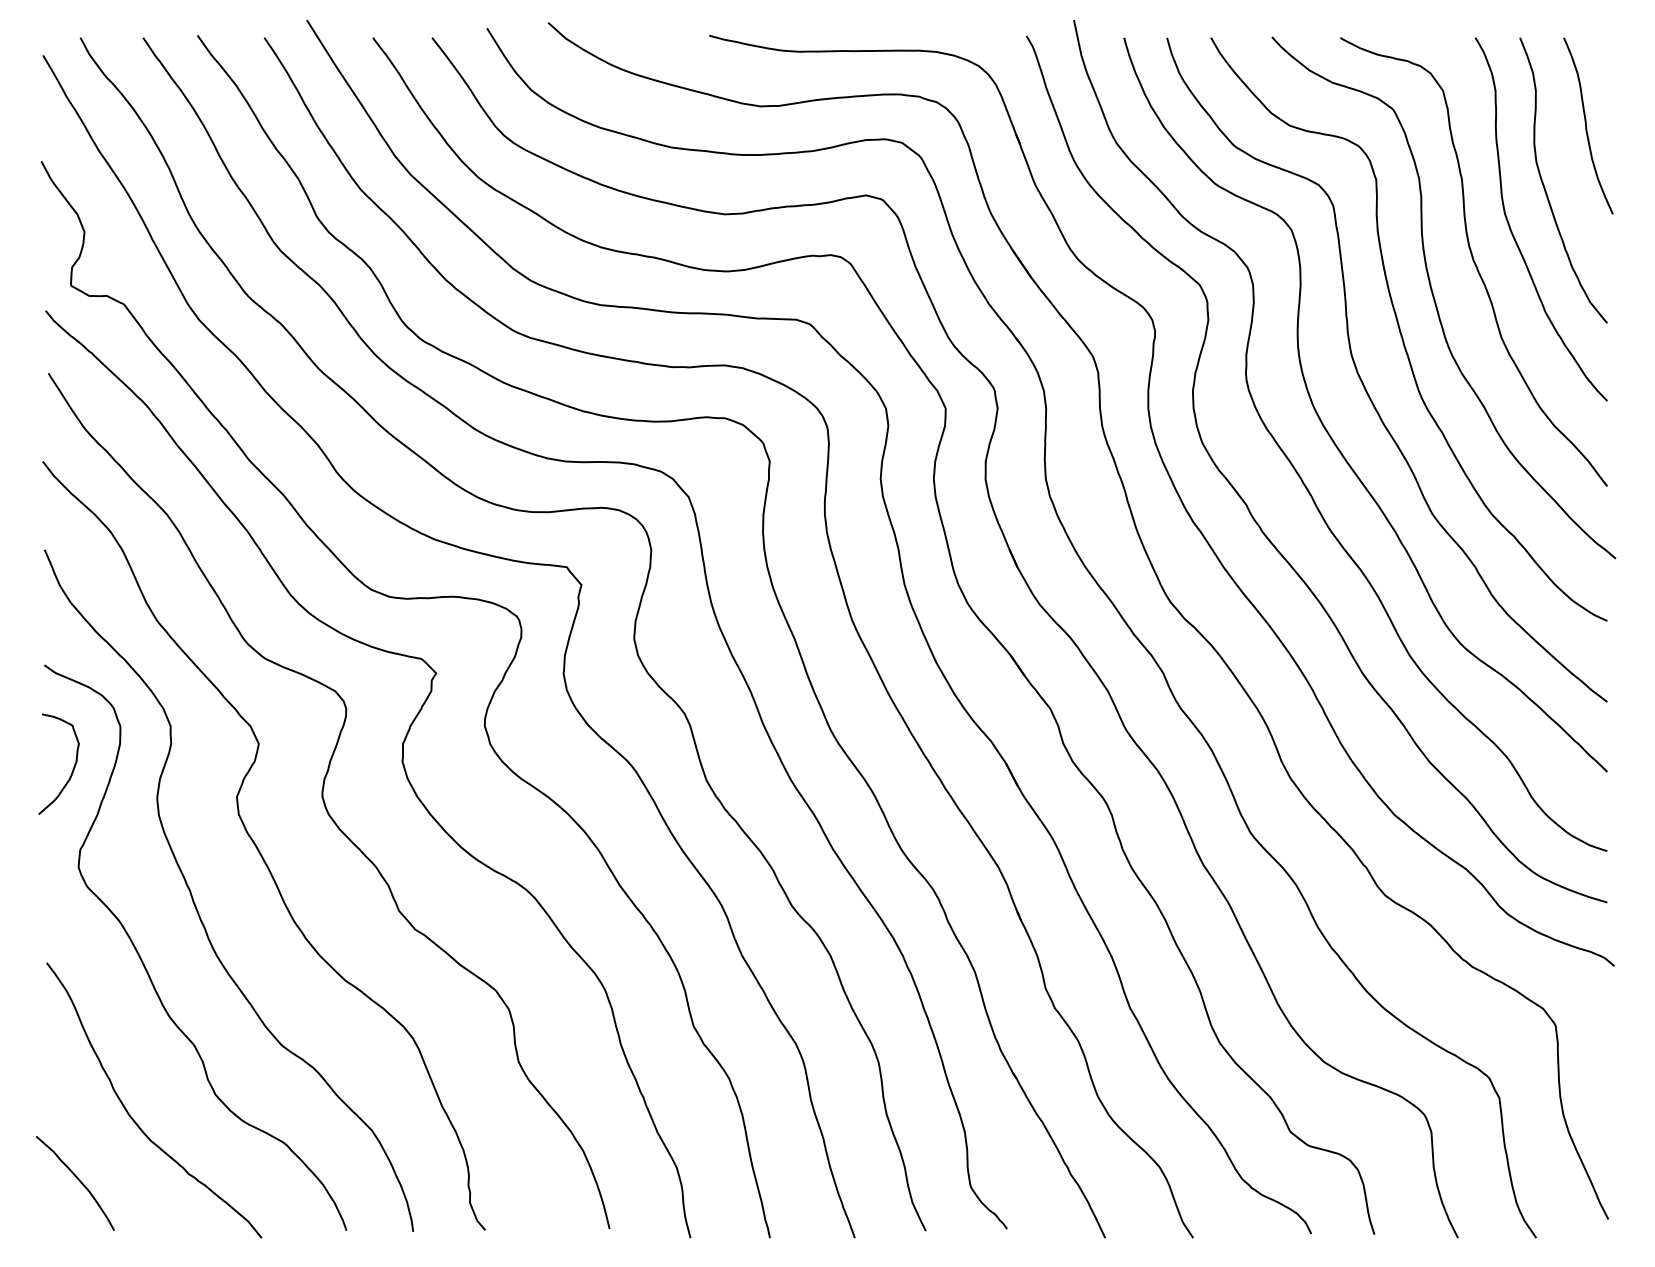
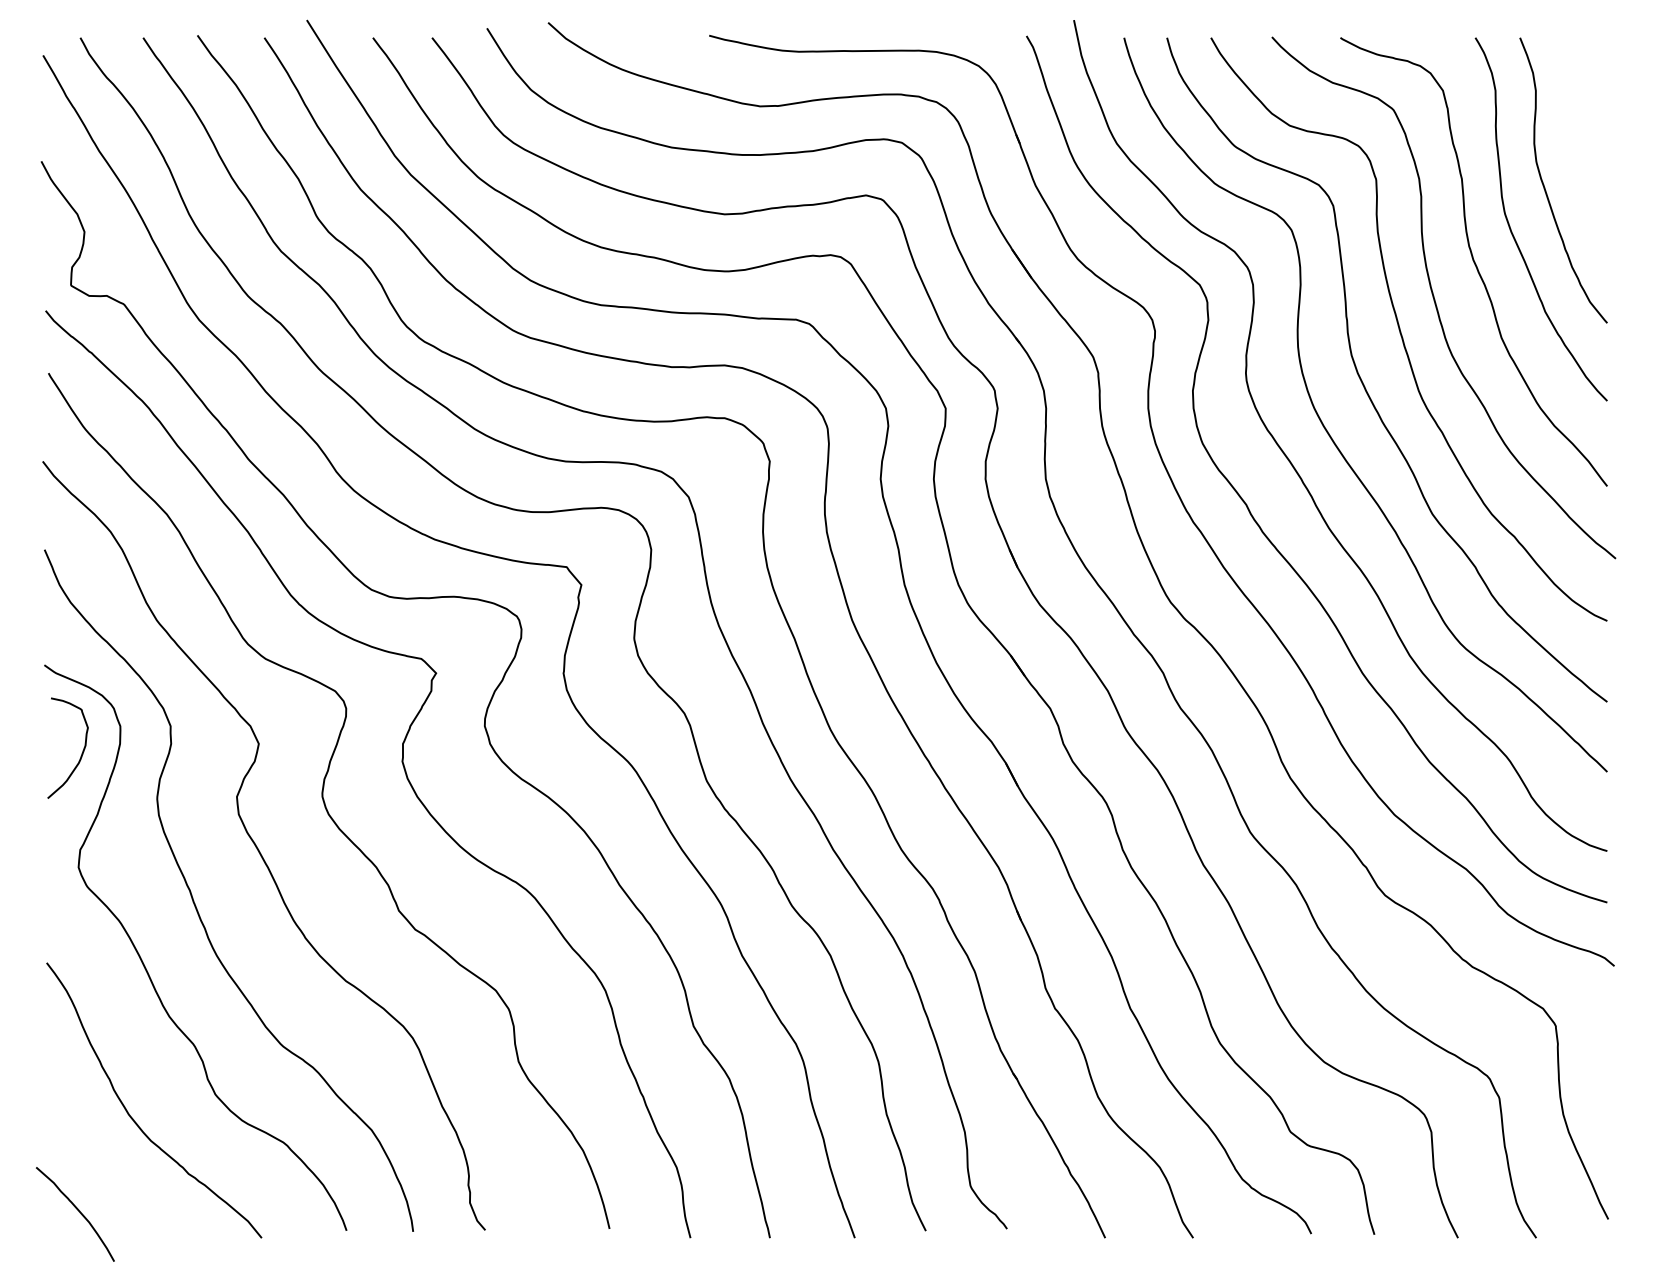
curve: present -> none (1586, 125)
curve position: (72, 769) -> (81, 753) (81, 753)
curve position: (78, 1180) -> (78, 1211) (78, 1211)
